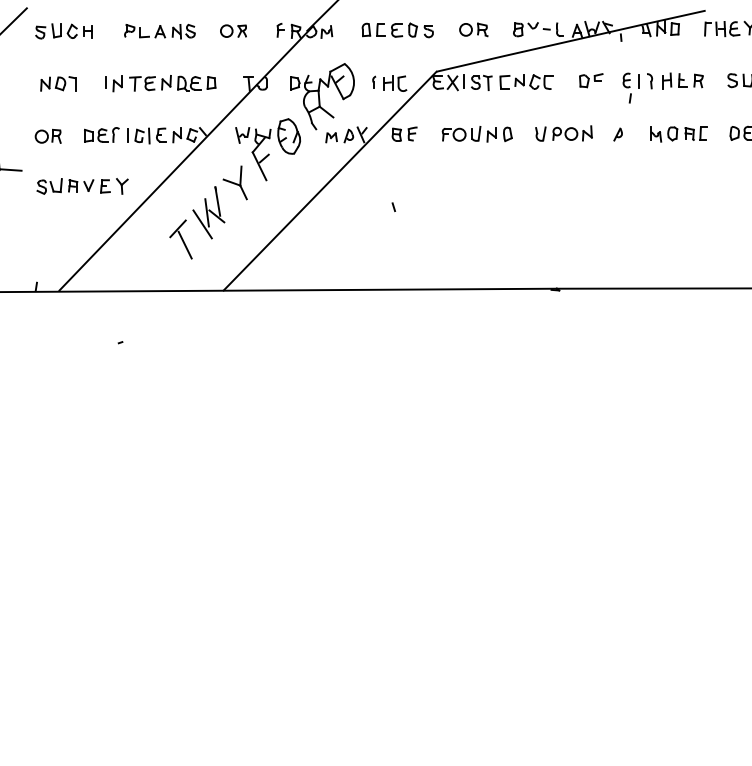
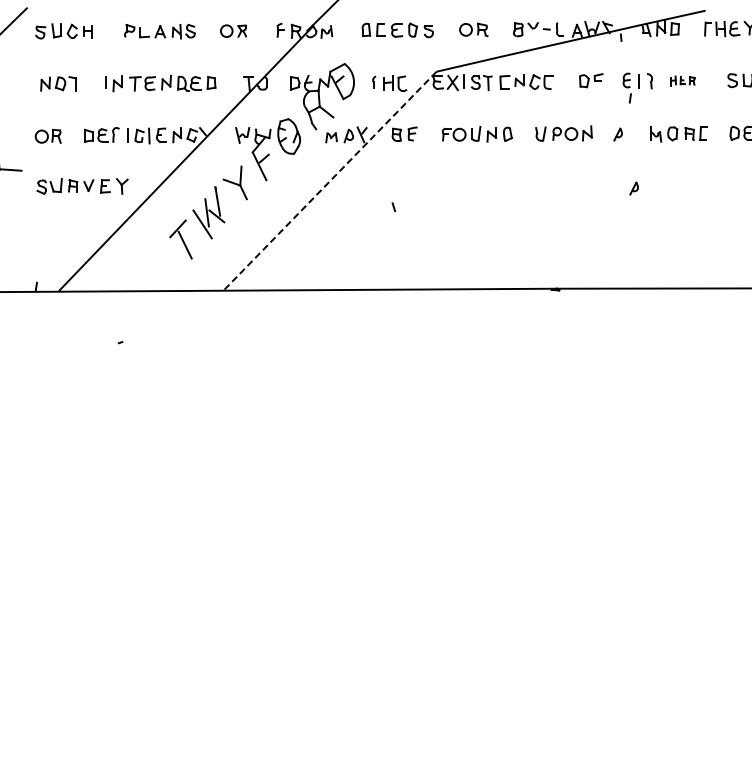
part size: 42x18 px -> 26x12 px (682, 80)
line: solid -> dashed (330, 181)
part: none -> present (633, 188)
